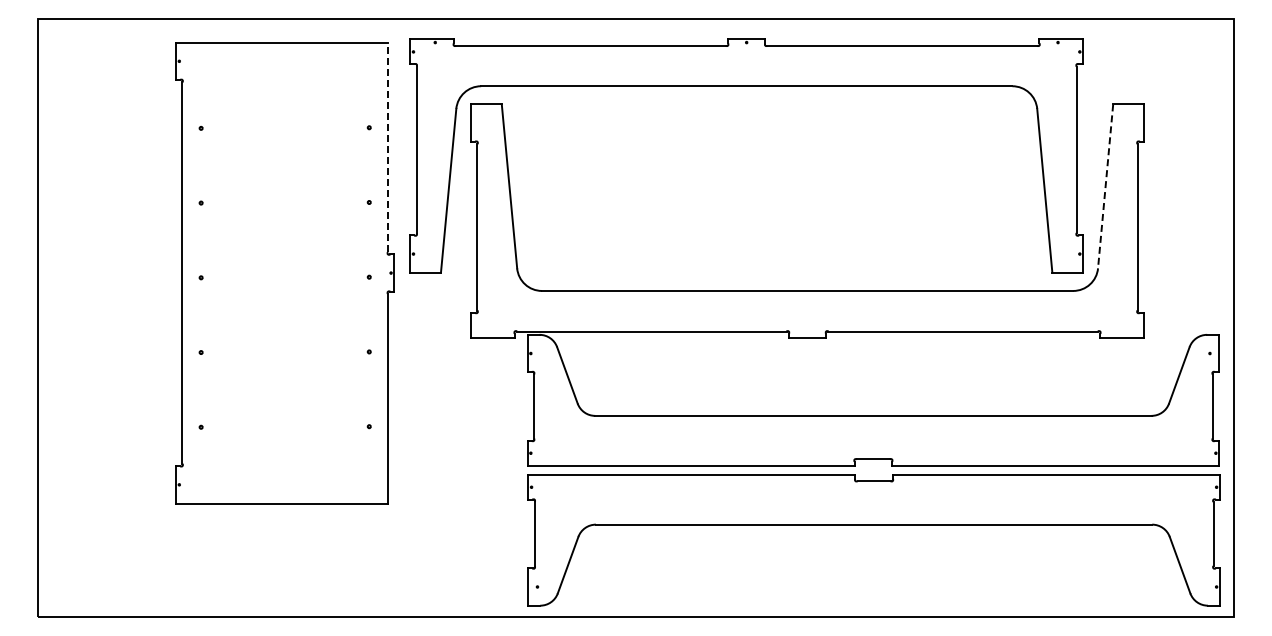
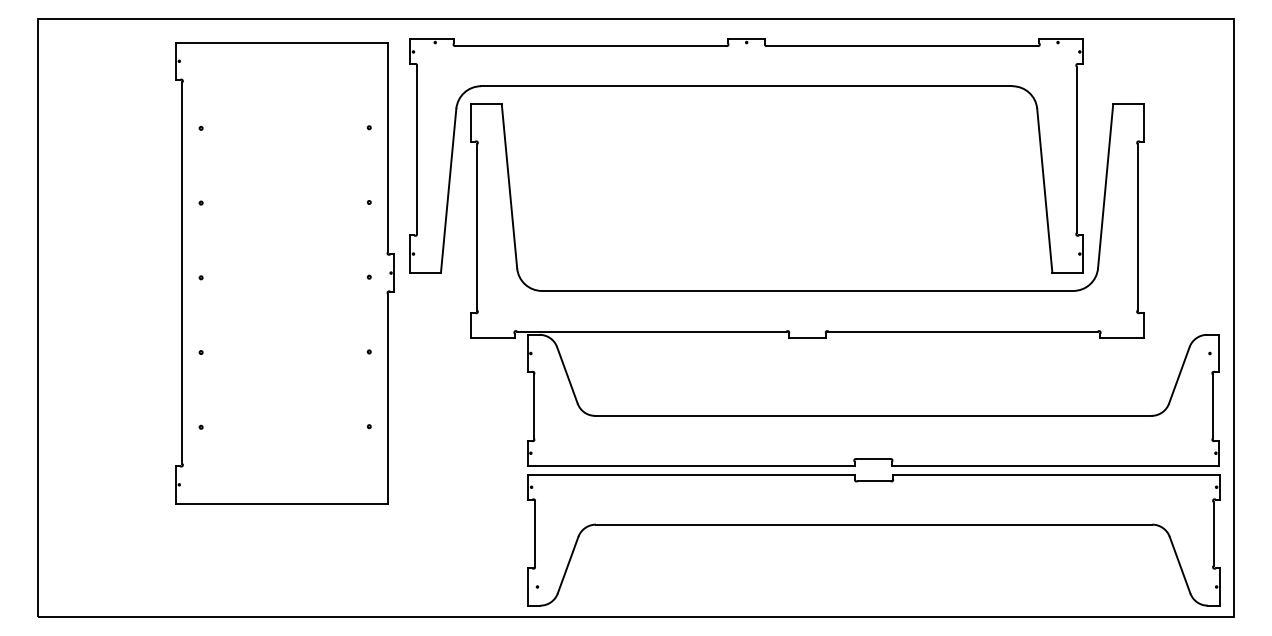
line: dashed -> solid (387, 147)
line: dashed -> solid (1105, 186)
